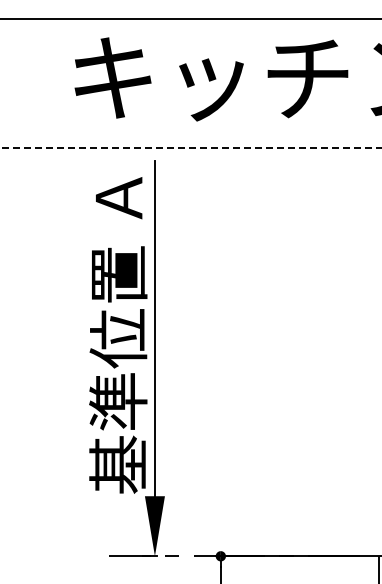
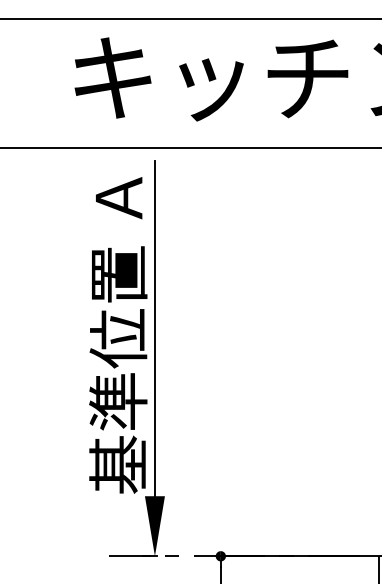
line: dashed -> solid (191, 148)
